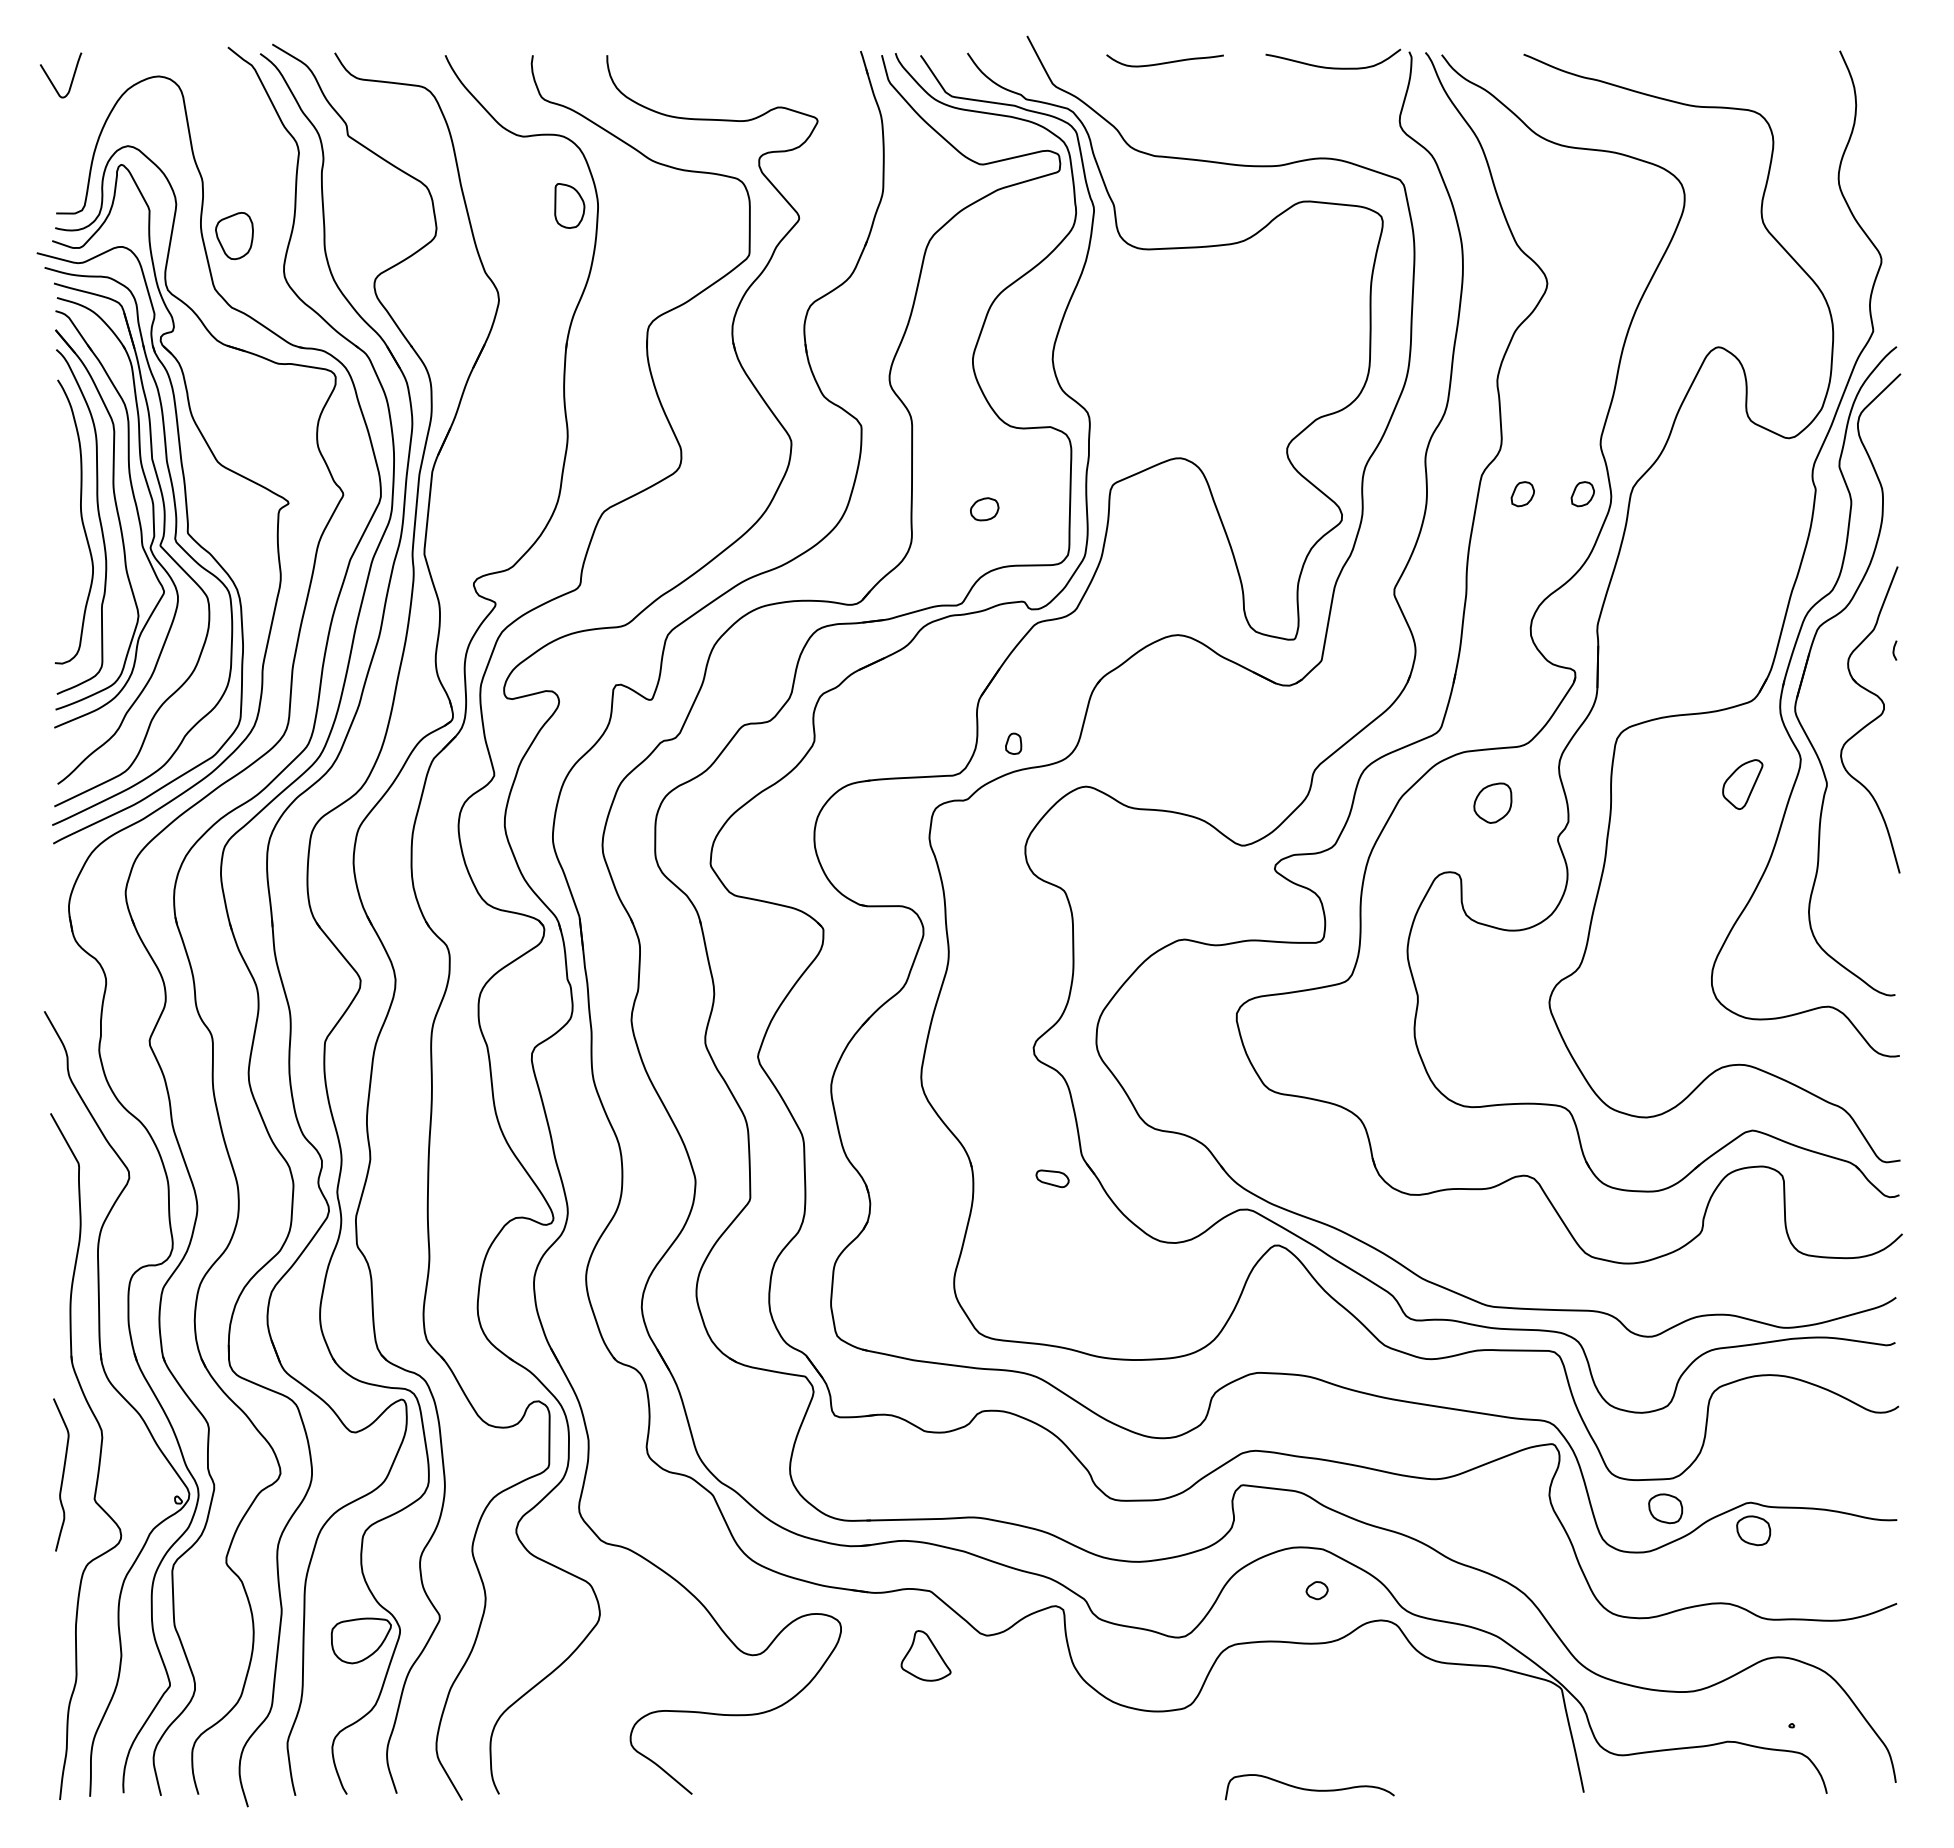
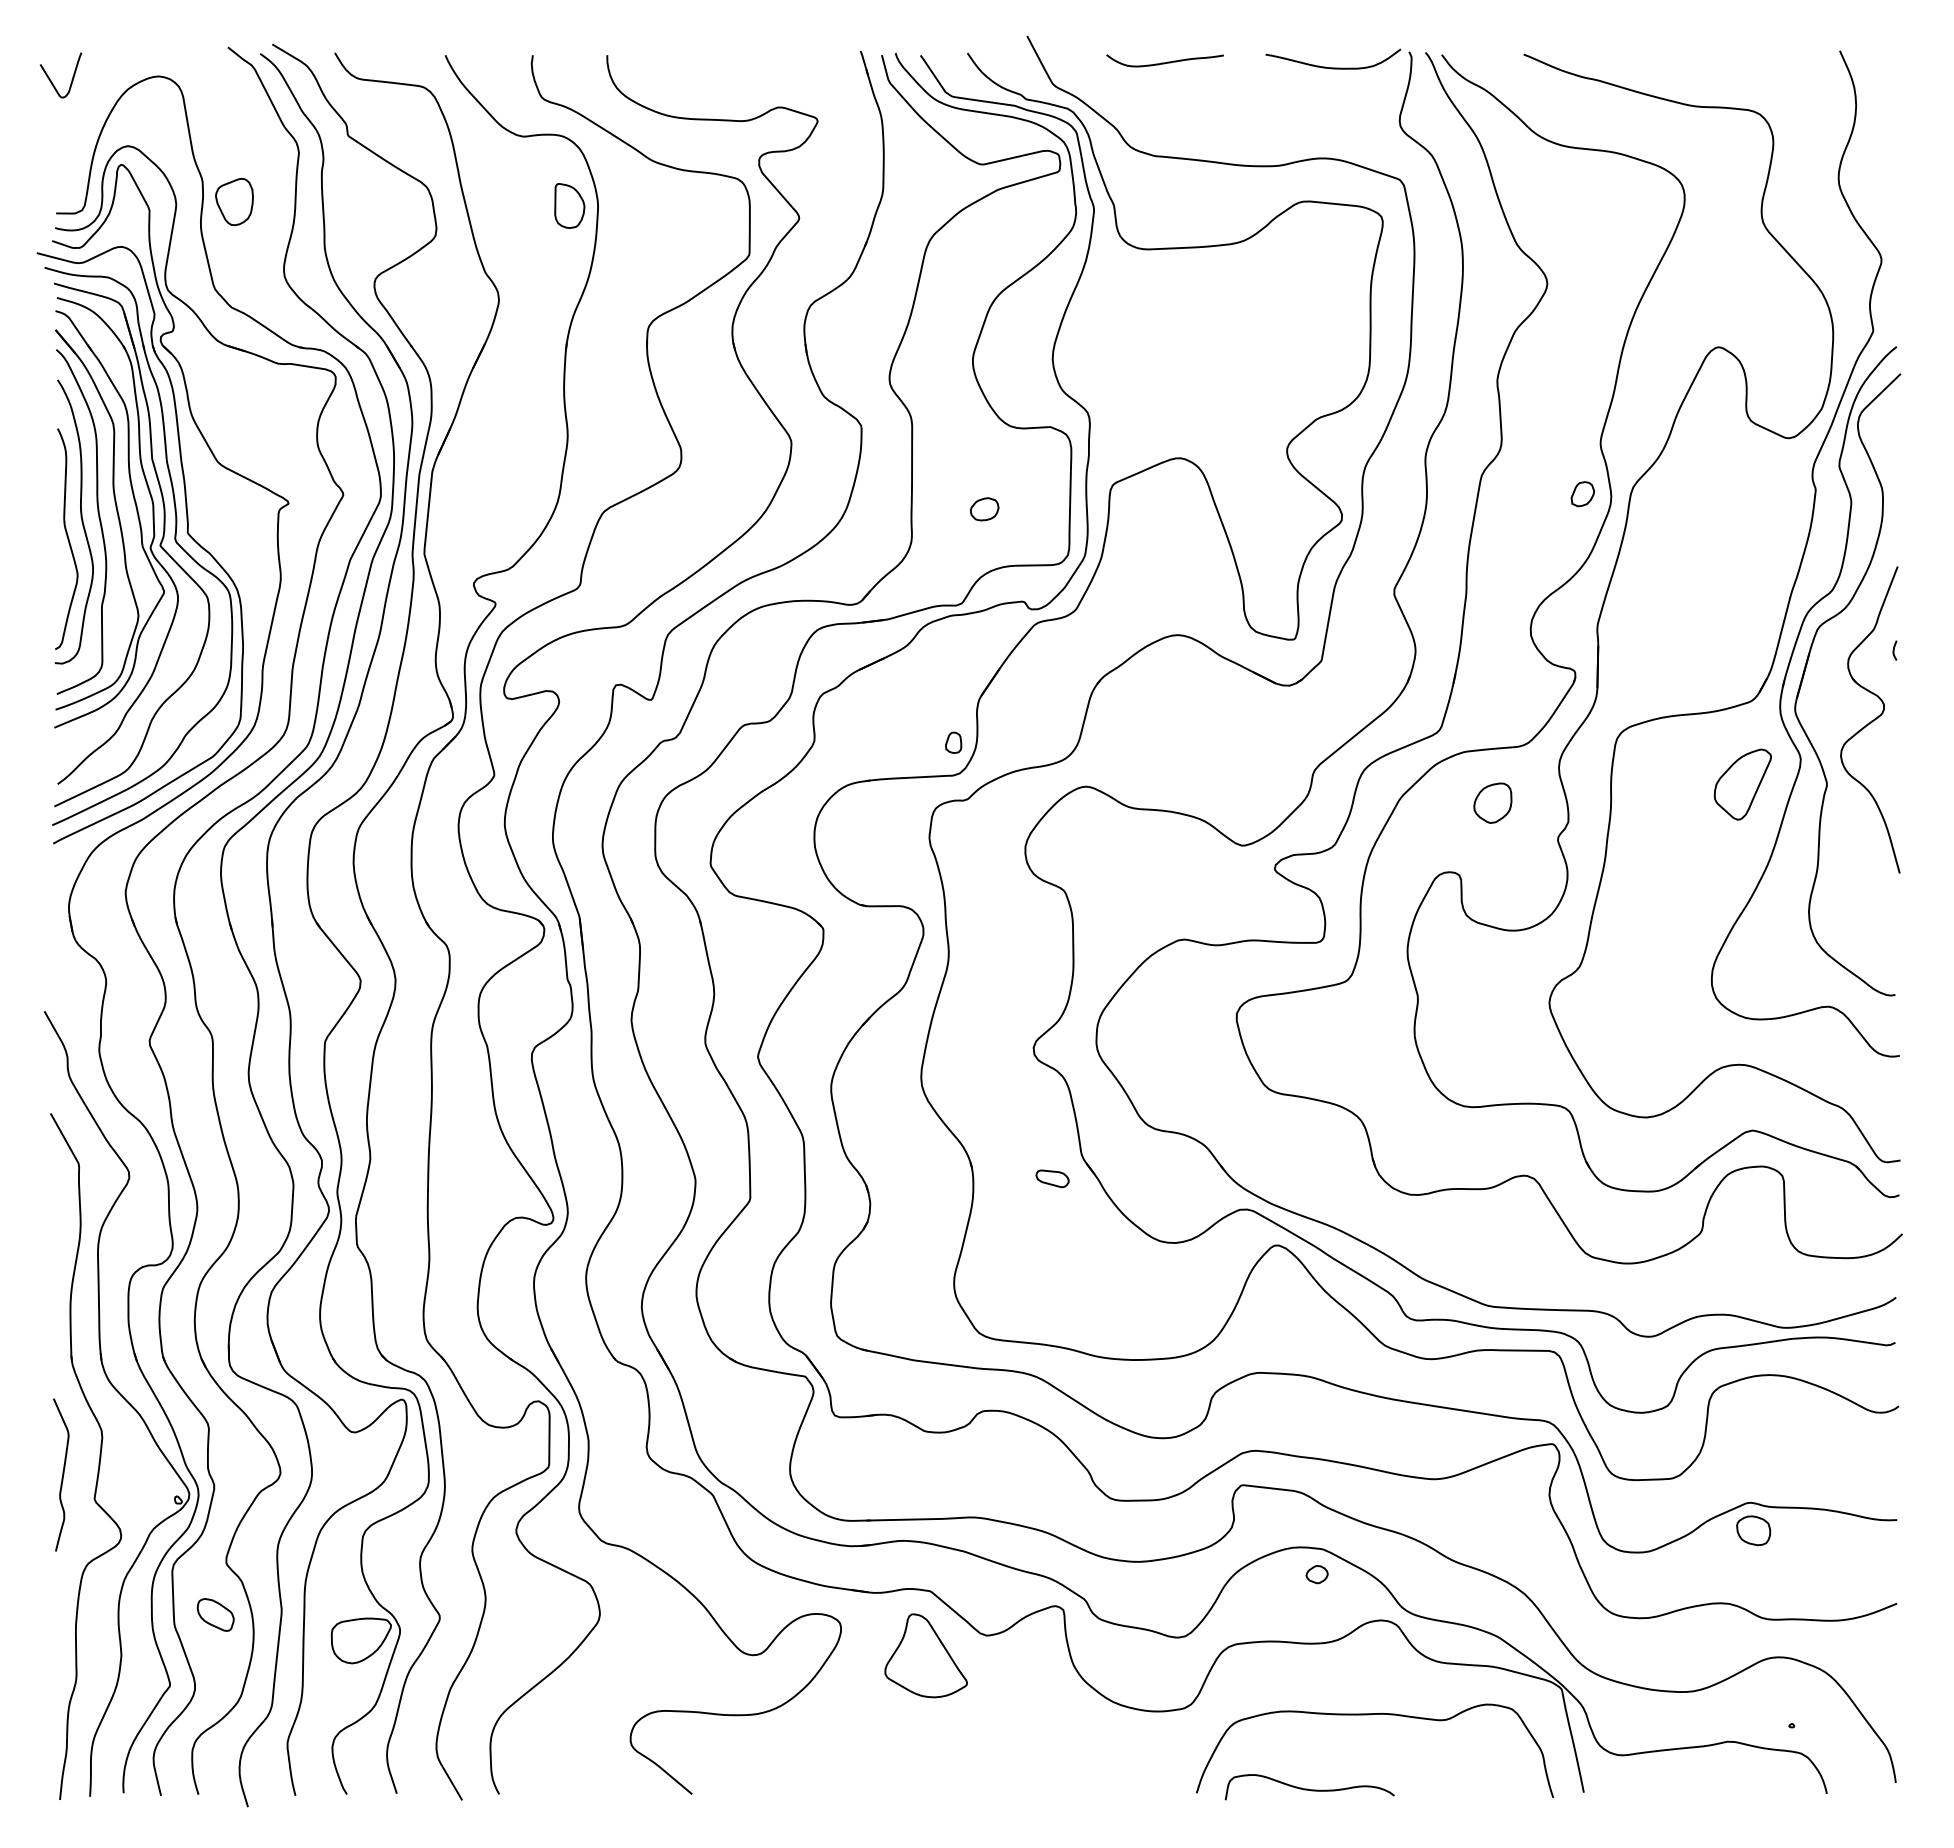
part position: (234, 236) -> (234, 202) (234, 202)
part: present -> none (1522, 494)
curve: none -> present (67, 538)
part position: (1013, 743) -> (953, 742) (953, 742)
part size: 42x51 px -> 59x73 px (1742, 784)
part: present -> none (1665, 1508)
part position: (1316, 1590) -> (1316, 1574) (1316, 1574)
part: none -> present (215, 1614)
part size: 52x52 px -> 84x86 px (925, 1655)
curve: none -> present (1370, 1715)
